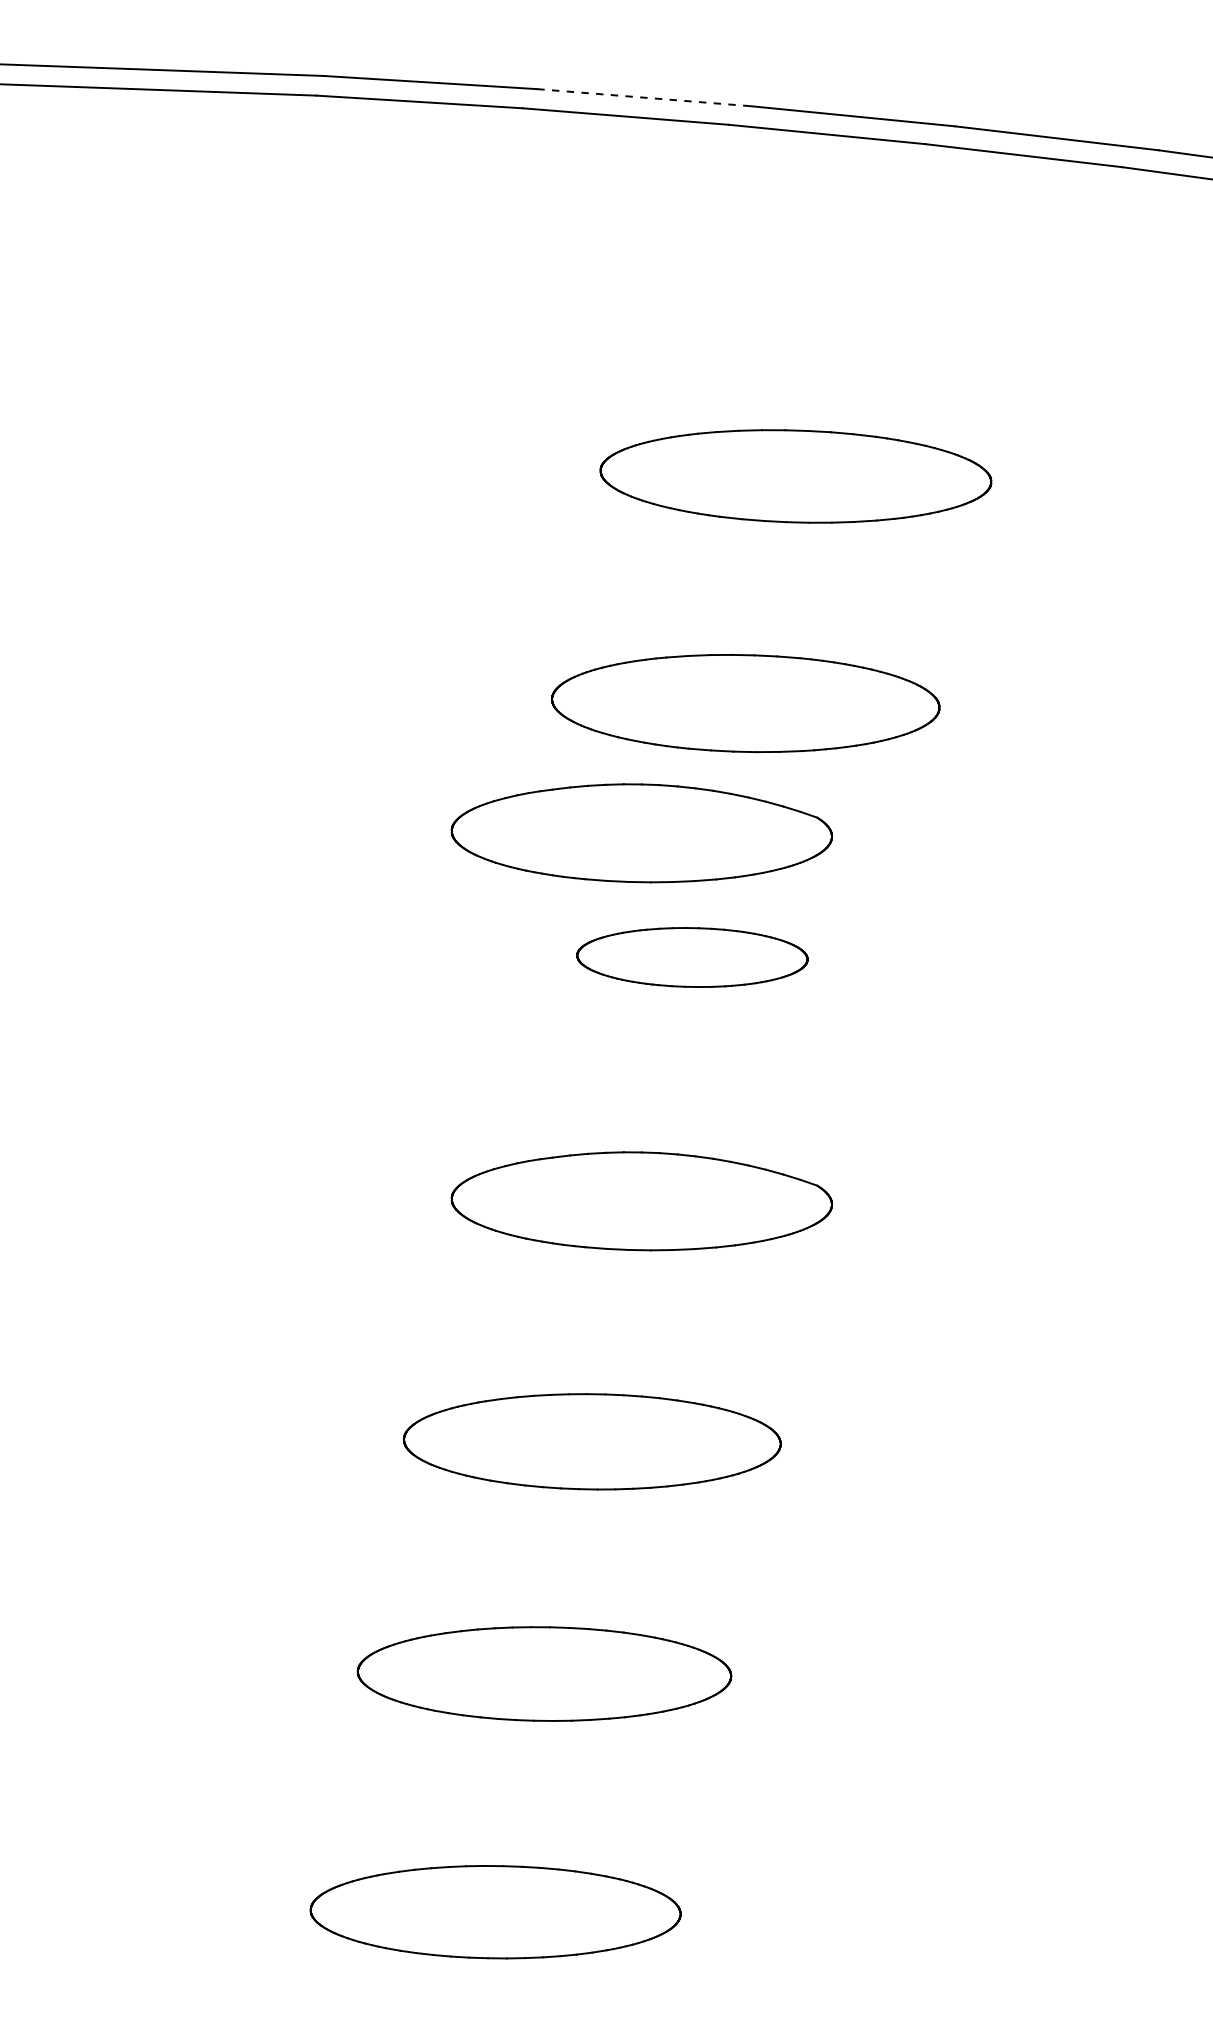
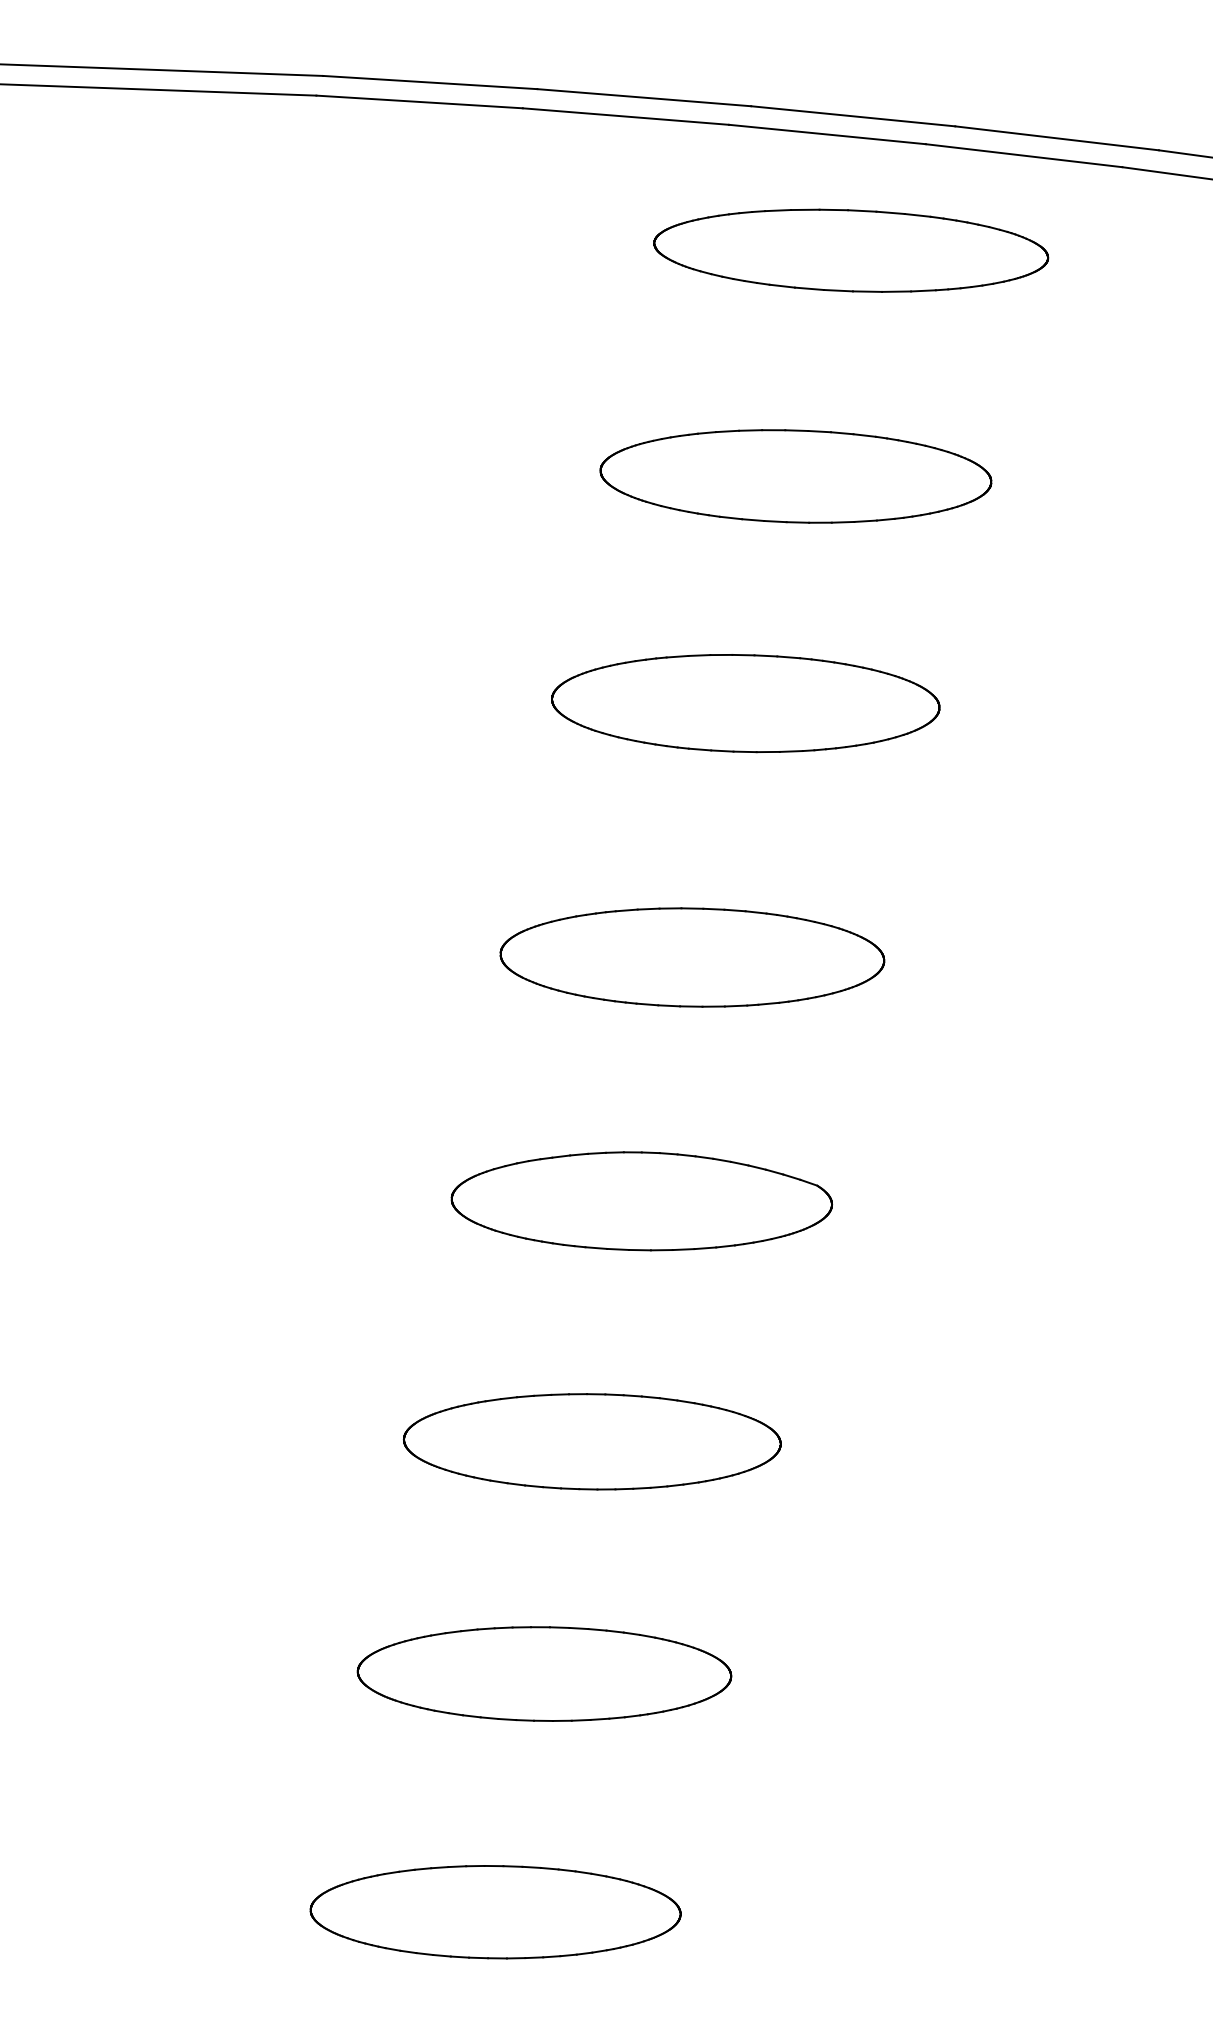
line: dashed -> solid (644, 97)
part: none -> present (851, 250)
part: present -> none (641, 833)
part size: 233x61 px -> 387x101 px (692, 957)
